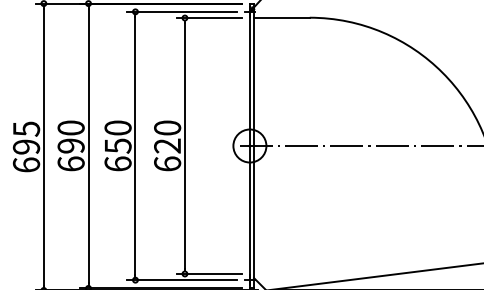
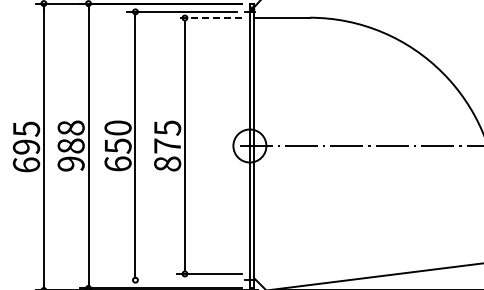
line: solid -> dashed (208, 18)
text: 690 -> 988 (70, 145)
text: 620 -> 875 (167, 145)
line: present -> none (181, 280)
